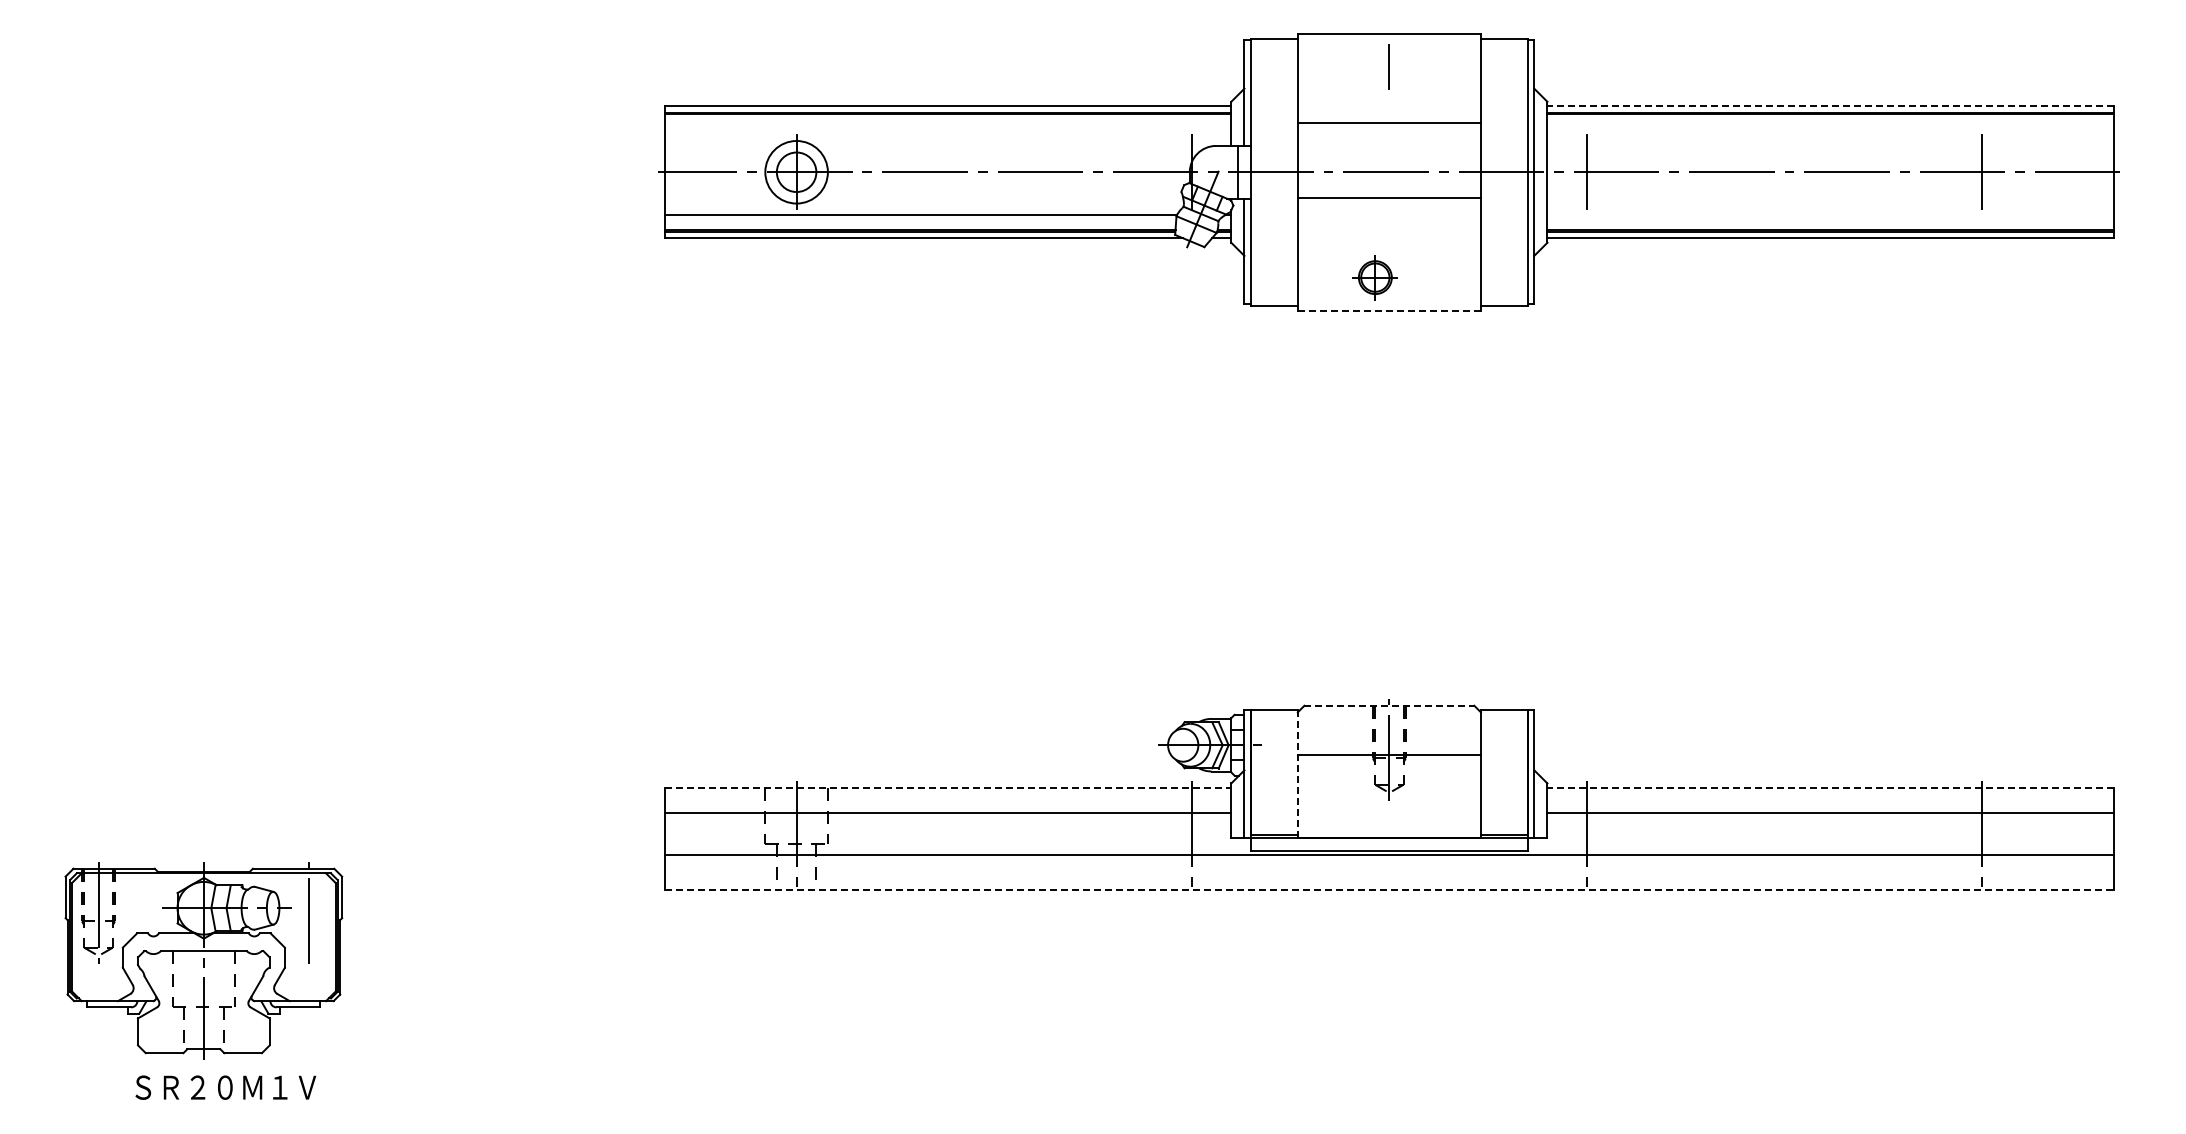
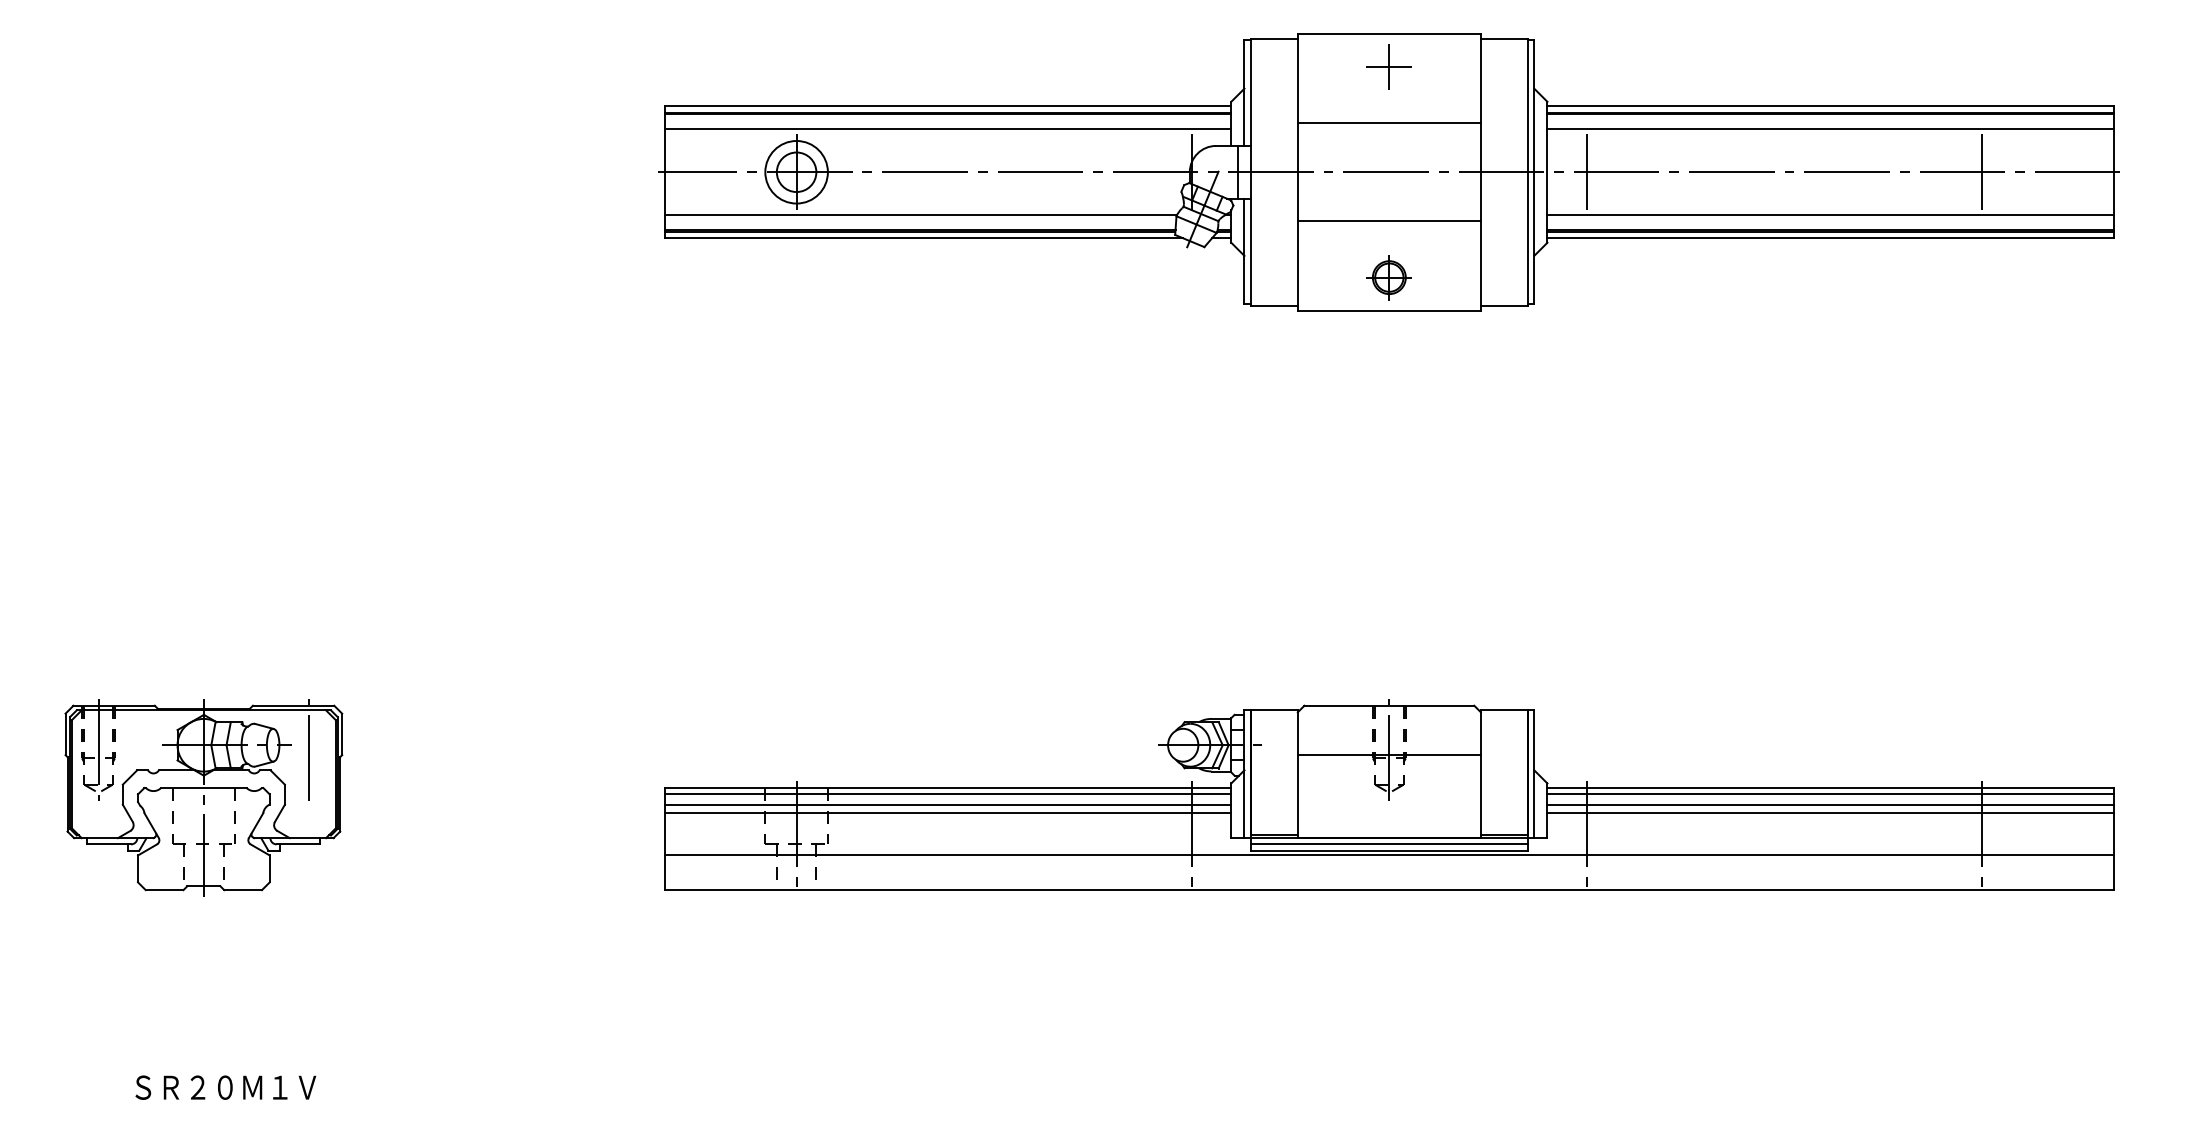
line: none -> present (1389, 66)
line: dashed -> solid (1830, 106)
line: none -> present (947, 129)
line: none -> present (1830, 129)
line position: (1388, 198) -> (1388, 221) (1388, 221)
line: none -> present (1830, 215)
part position: (1374, 277) -> (1388, 277) (1388, 277)
line: dashed -> solid (1389, 310)
line: dashed -> solid (1389, 705)
line: dashed -> solid (1297, 774)
line: dashed -> solid (948, 788)
line: dashed -> solid (1830, 788)
line: none -> present (947, 794)
line: none -> present (1830, 794)
line: none -> present (947, 804)
line: none -> present (1830, 804)
line: none -> present (1389, 844)
line: dashed -> solid (1389, 890)
part position: (203, 960) -> (203, 797) (203, 797)
